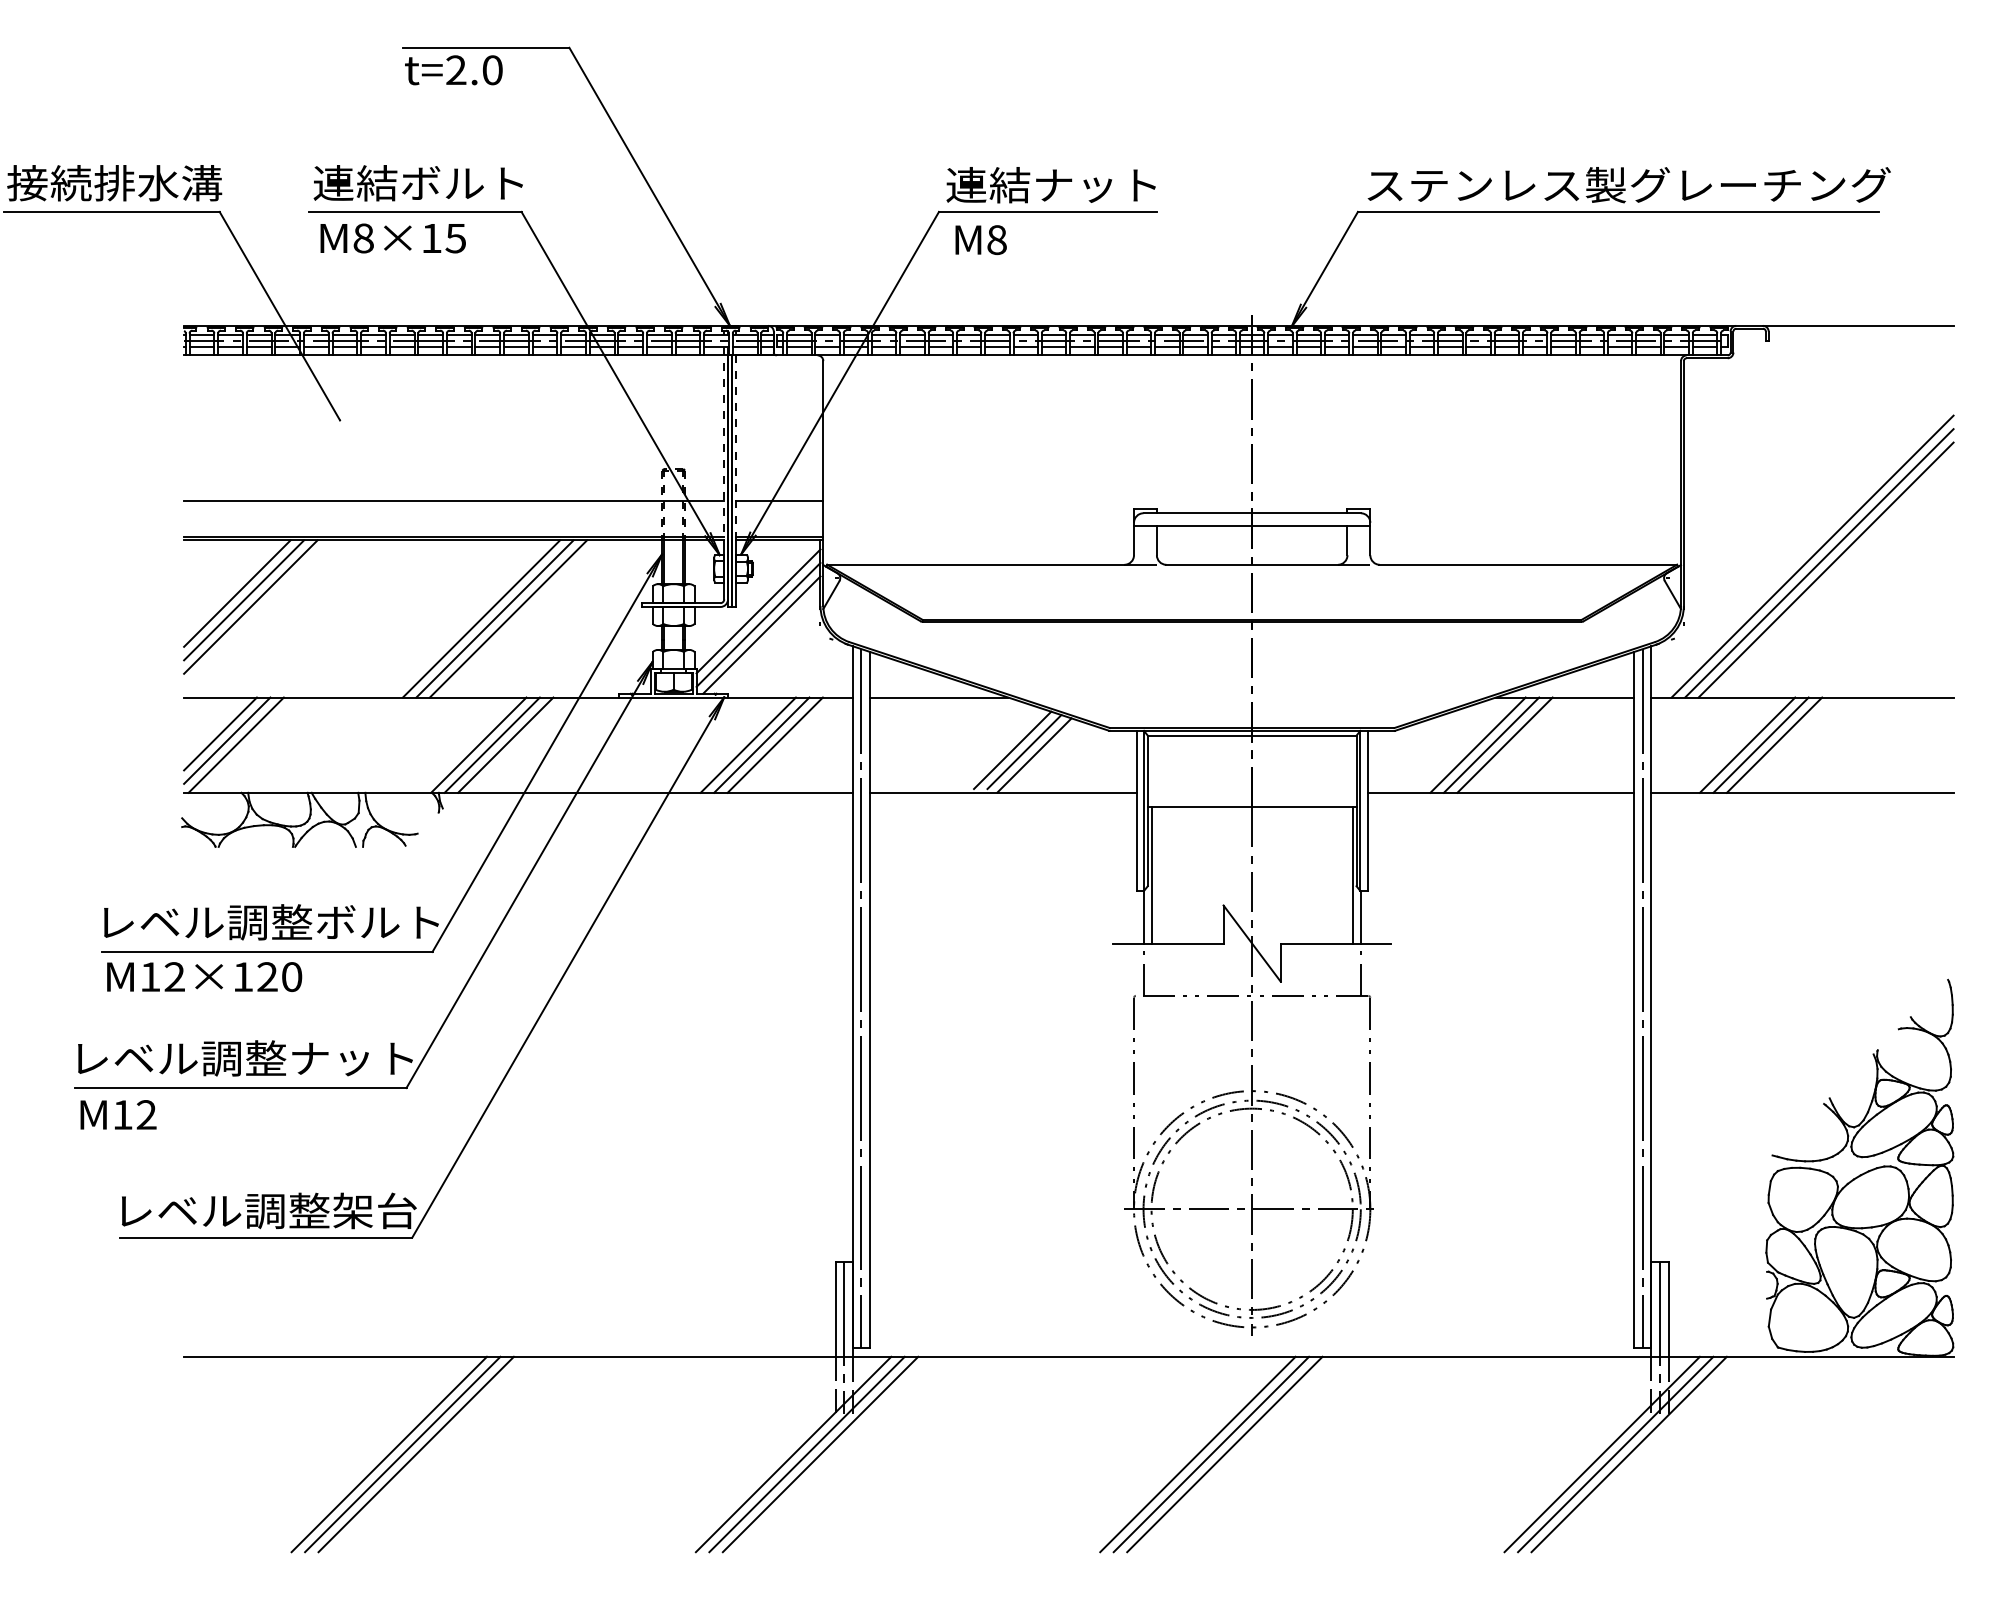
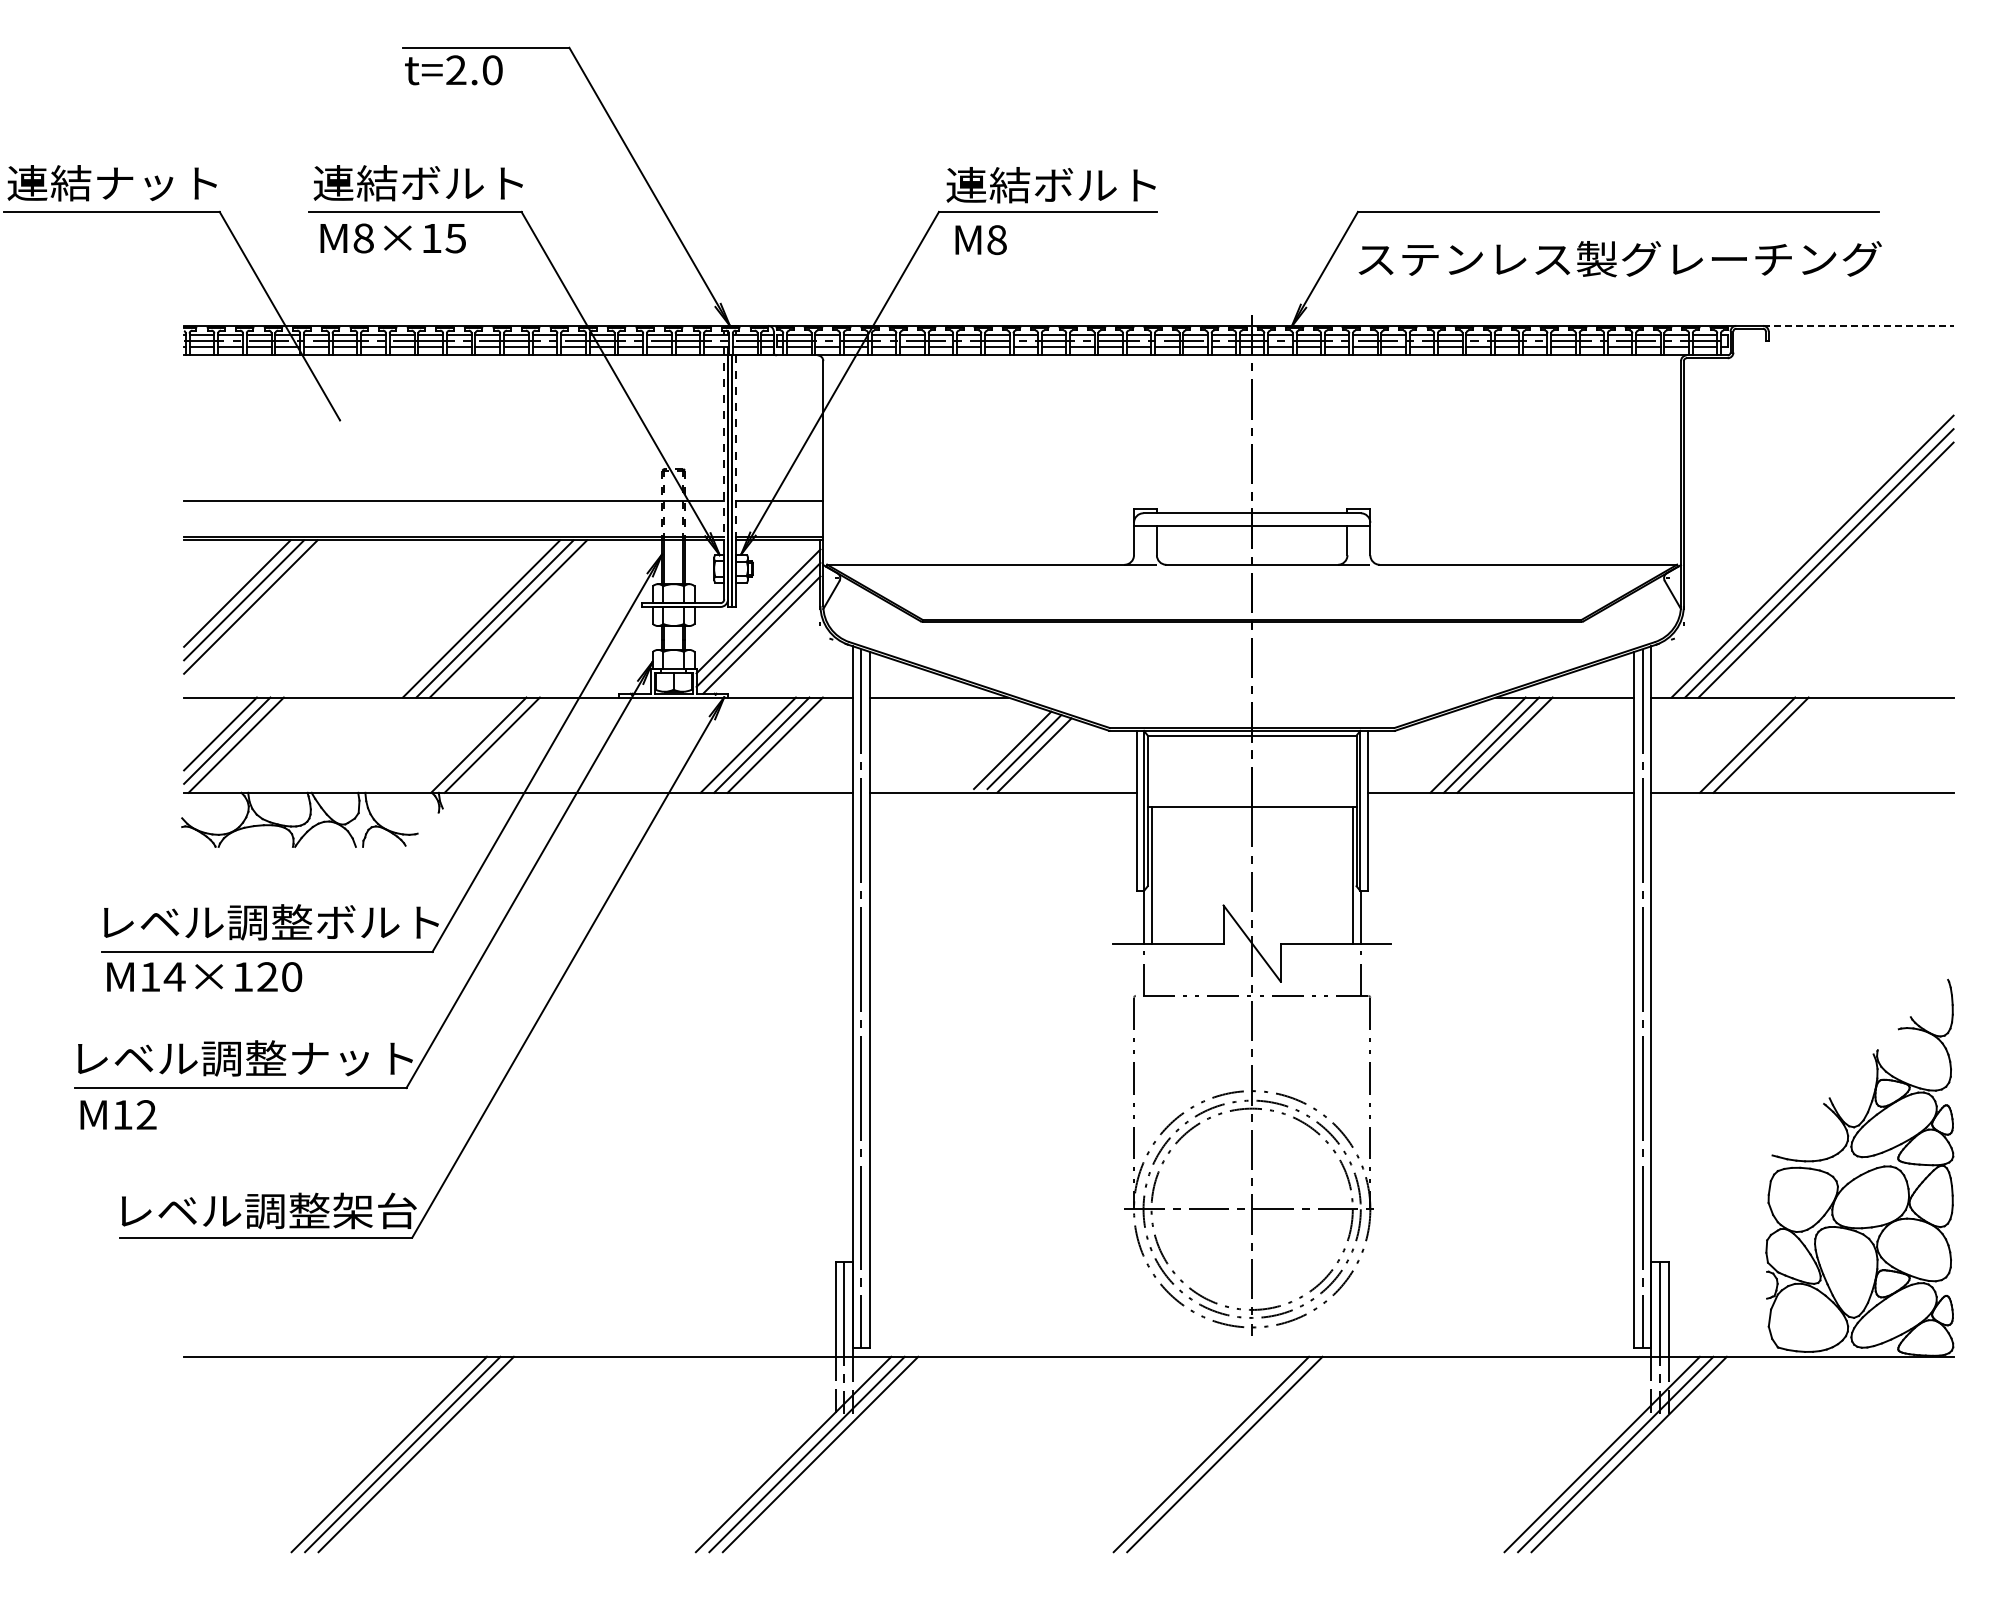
text: 接続排水溝 -> 連結ナット (114, 183)
text: 連結ナット -> 連結ボルト (1075, 185)
text position: (1628, 185) -> (1619, 259) (1619, 259)
line: solid -> dashed (1858, 325)
line: present -> none (505, 744)
line: present -> none (1774, 744)
text: M12×120 -> M14×120 (174, 976)
line: present -> none (1197, 1454)
